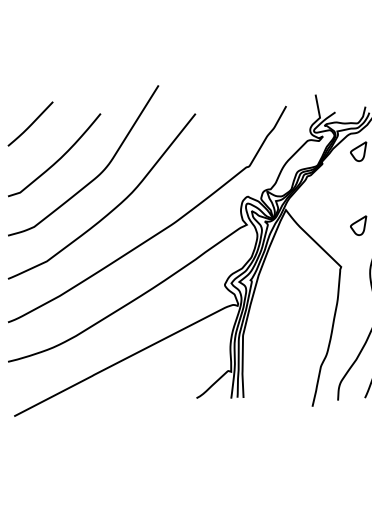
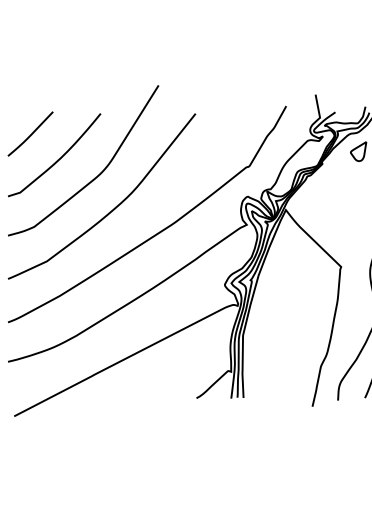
curve position: (31, 123) -> (31, 133) (31, 133)
part: present -> none (358, 225)
